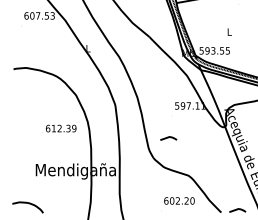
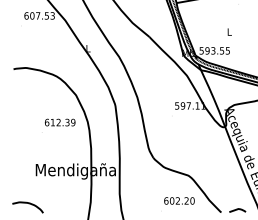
text position: (61, 128) -> (60, 122) (60, 122)
curve: present -> none (168, 138)
